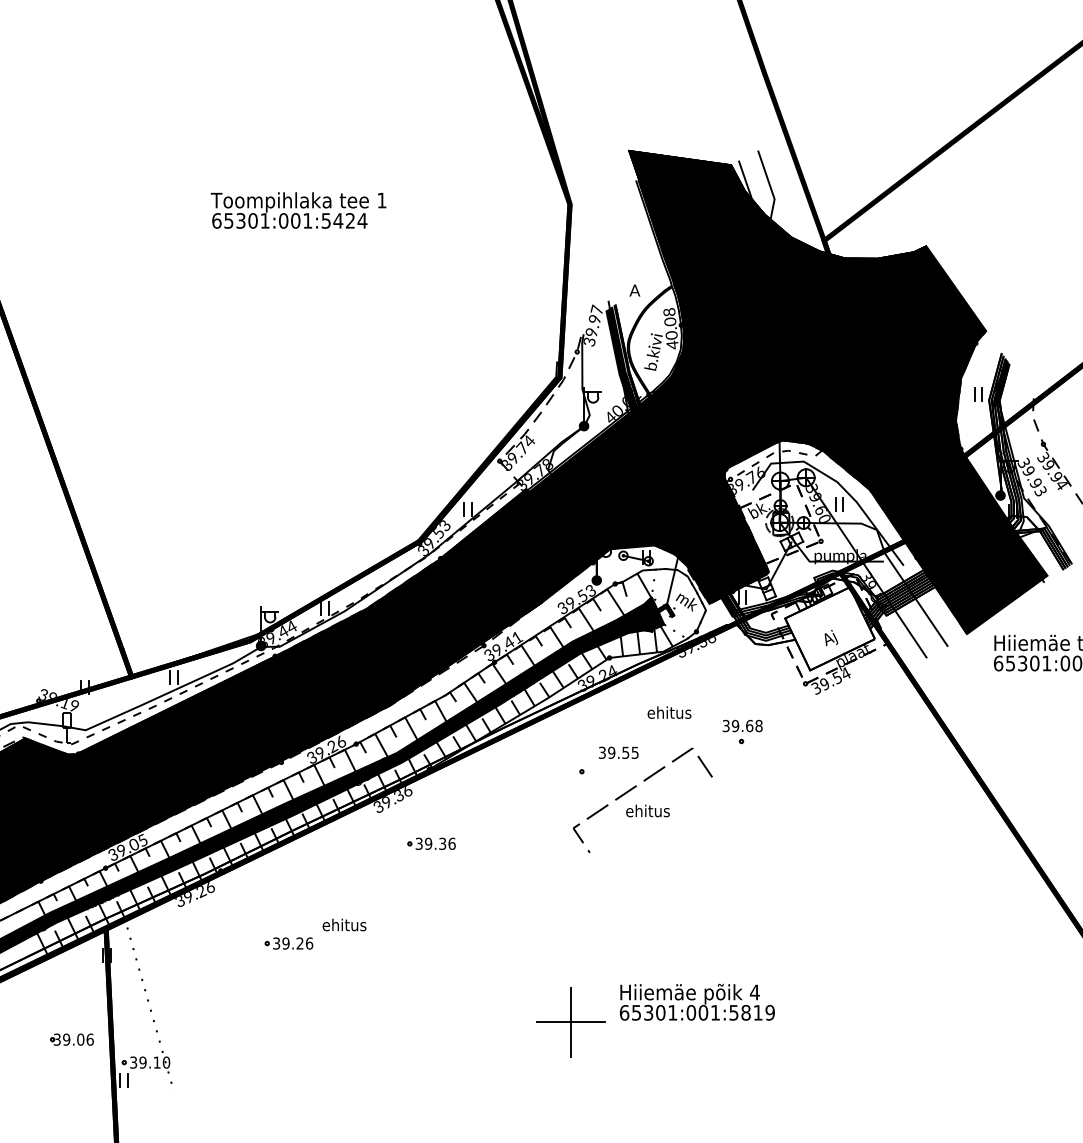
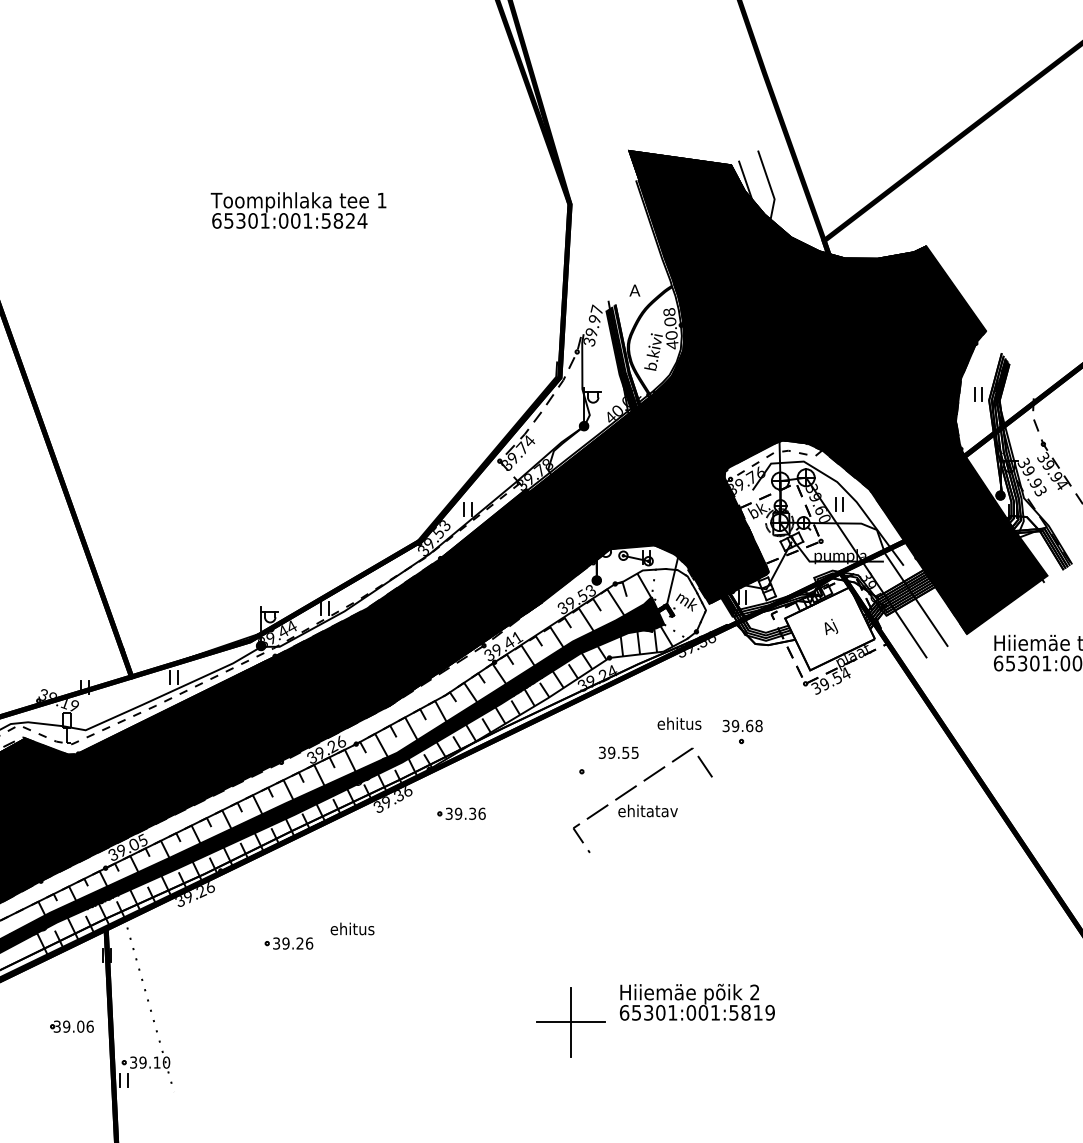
text: 65301:001:5424 -> 65301:001:5824 (338, 220)
text position: (831, 638) -> (831, 627) (831, 627)
text position: (669, 712) -> (679, 723) (679, 723)
text: ehitus -> ehitatav (647, 810)
part position: (431, 843) -> (461, 813) (461, 813)
text position: (344, 924) -> (352, 928) (352, 928)
text: 4 -> 2 (754, 992)
part position: (71, 1039) -> (71, 1026) (71, 1026)
